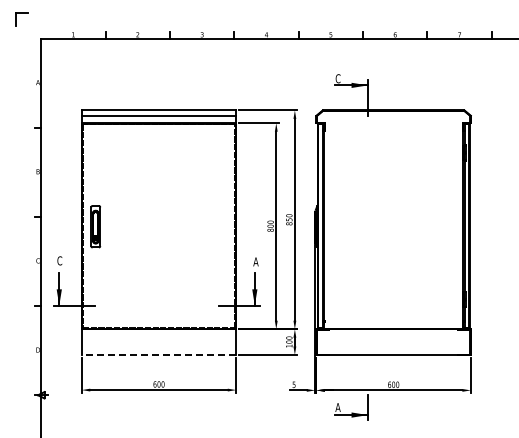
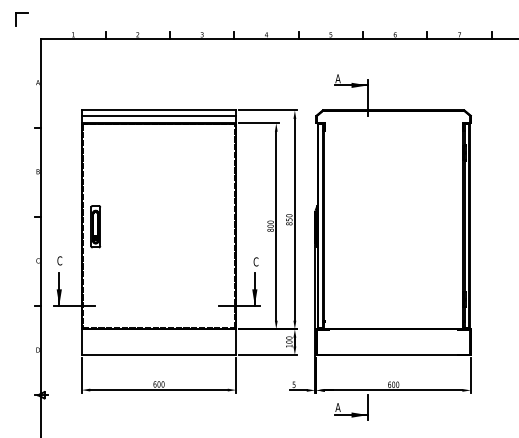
text: C -> A (337, 78)
text: A -> C (255, 261)
line: dashed -> solid (158, 354)
